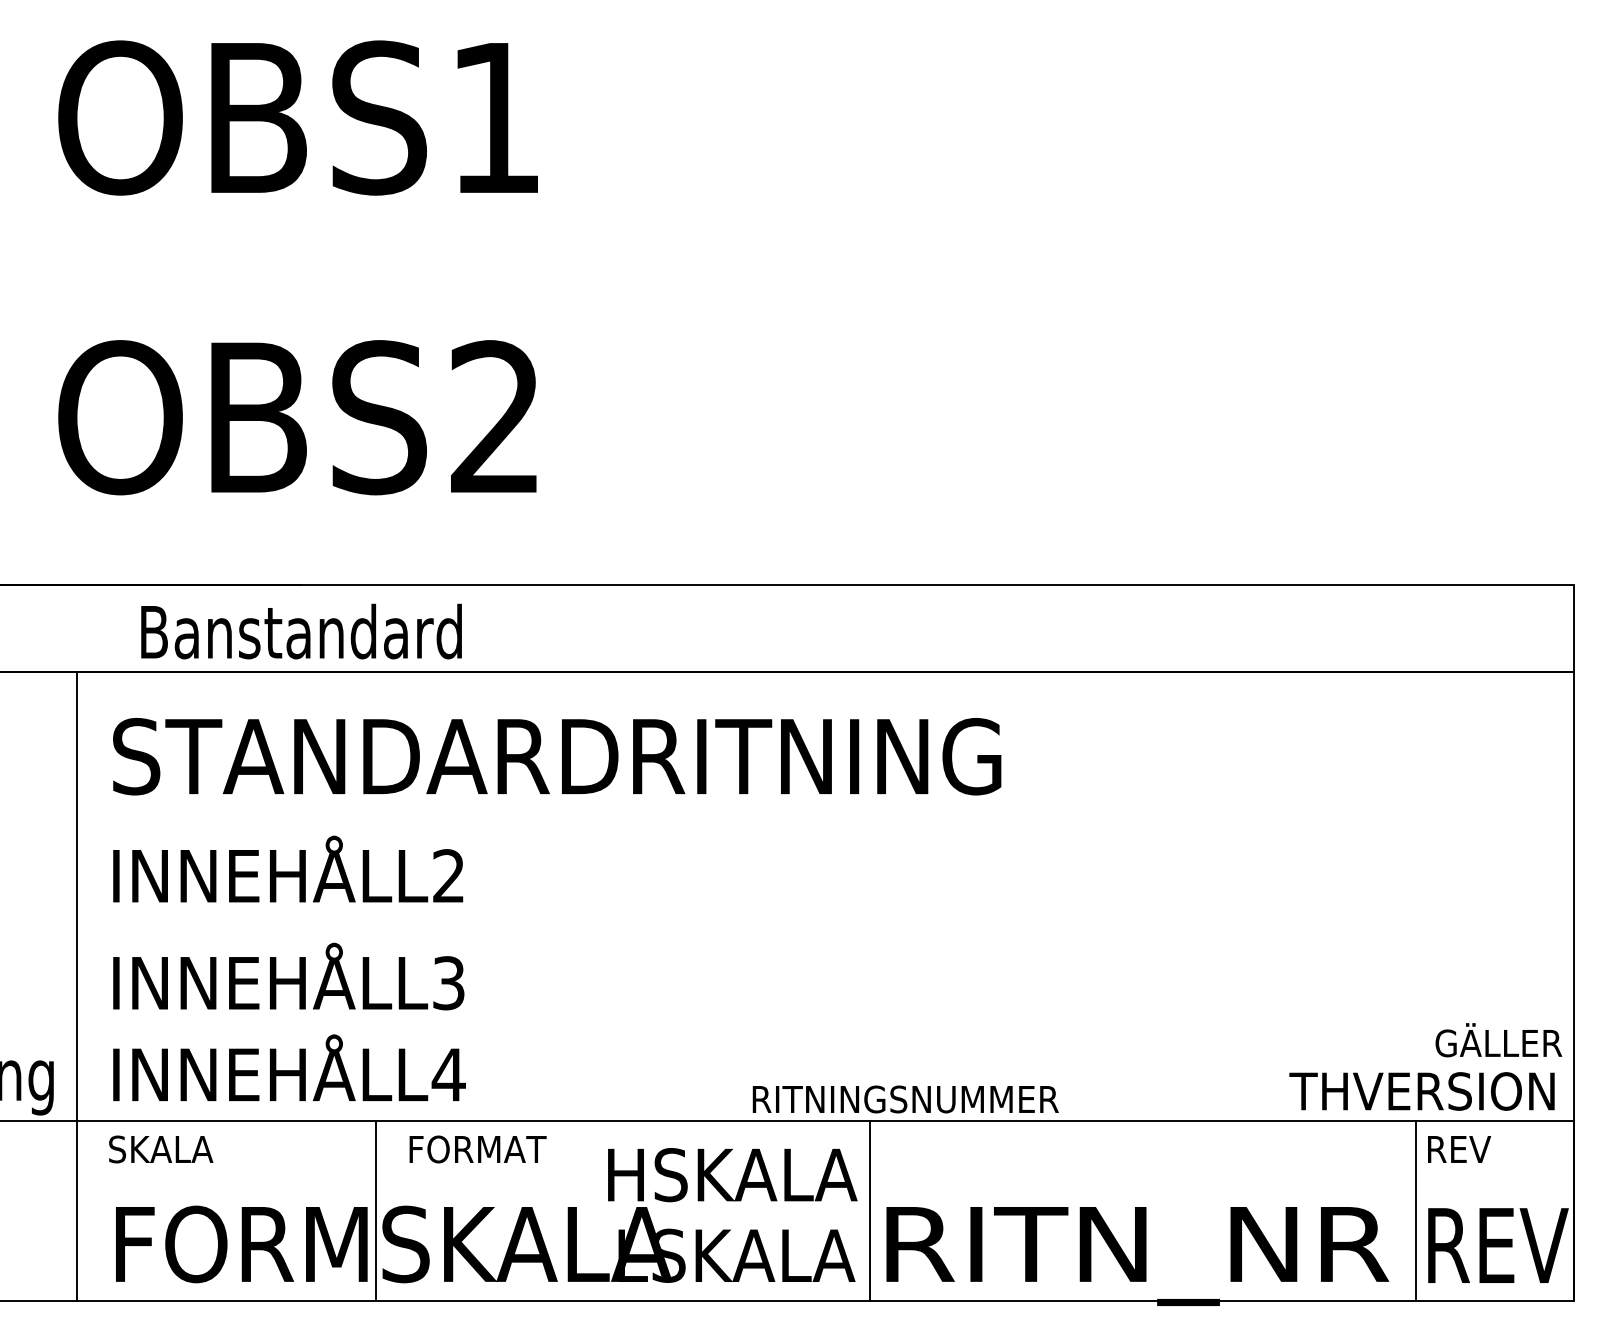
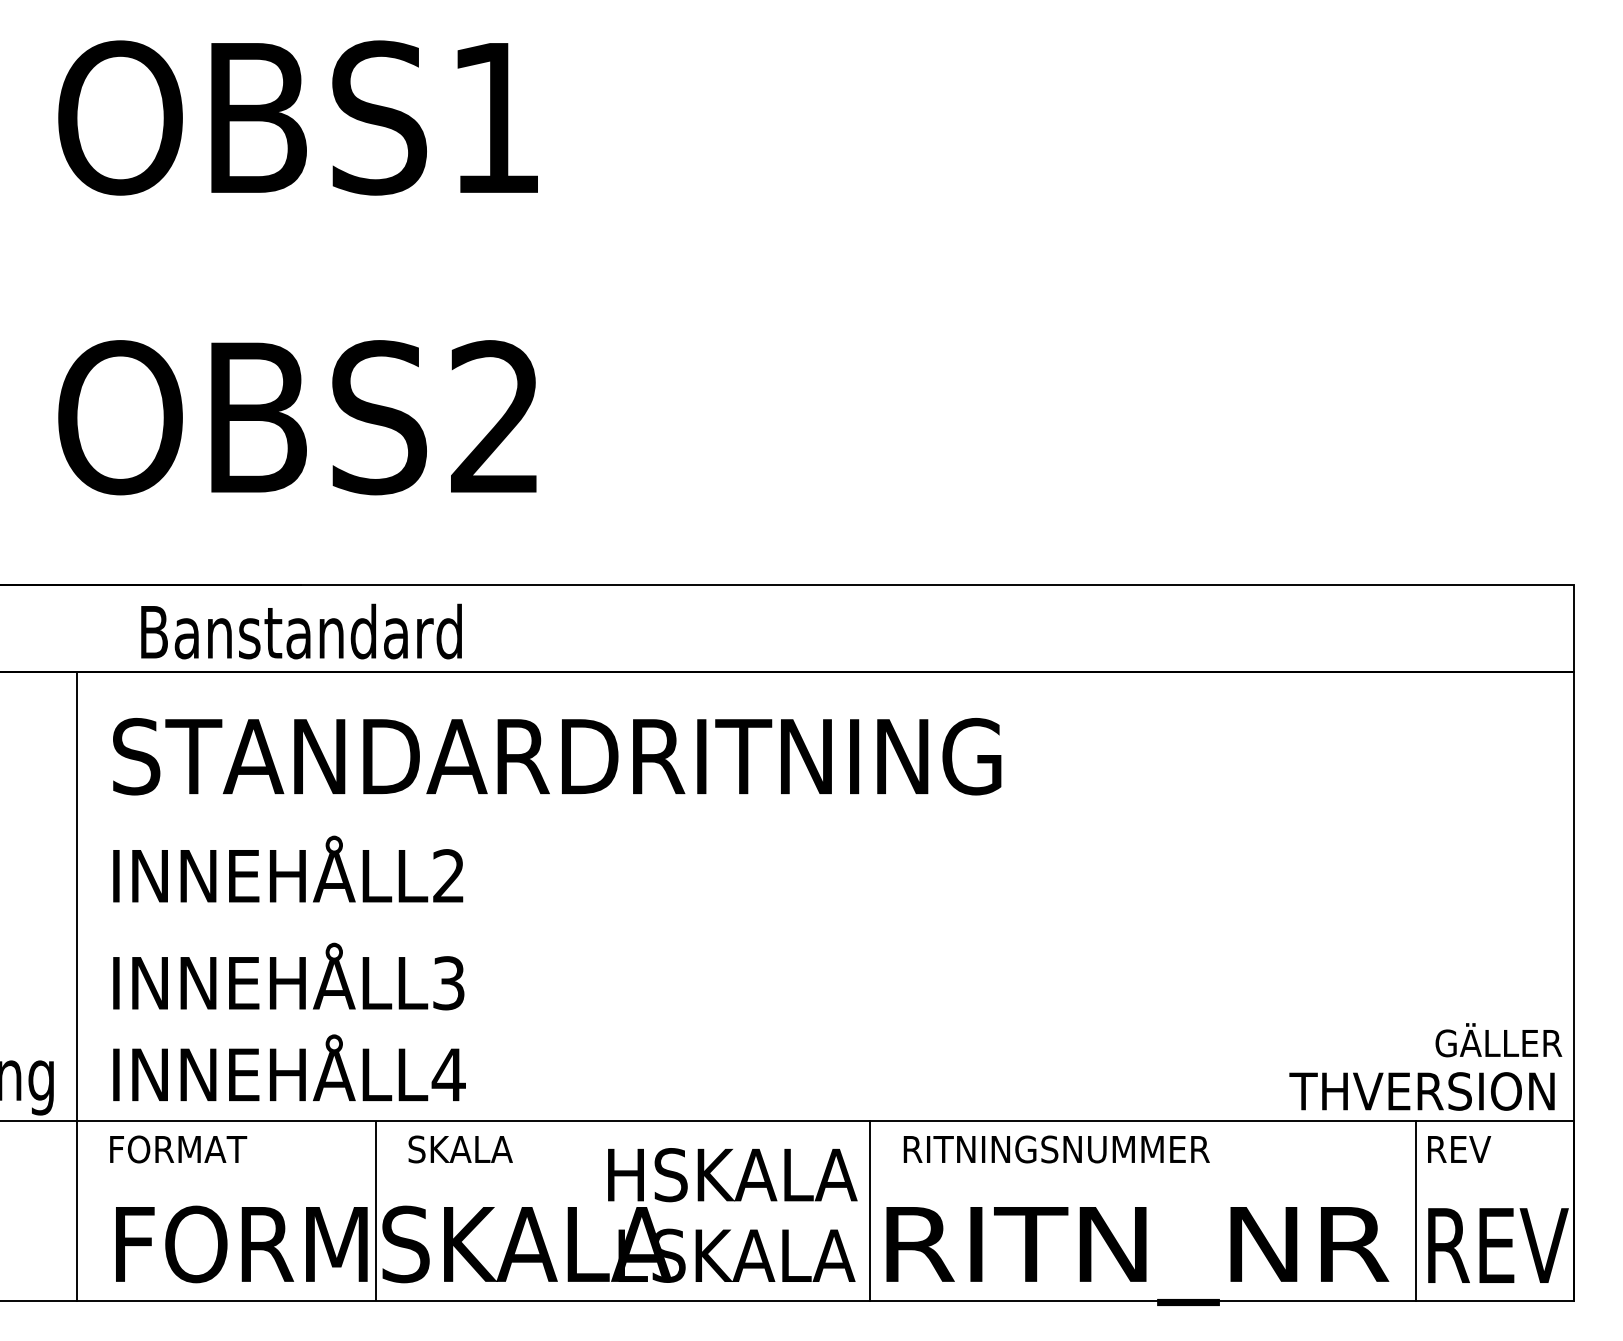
text position: (905, 1099) -> (1056, 1149) (1056, 1149)
text: SKALA -> FORMAT (178, 1149)
text: FORMAT -> SKALA (477, 1149)
